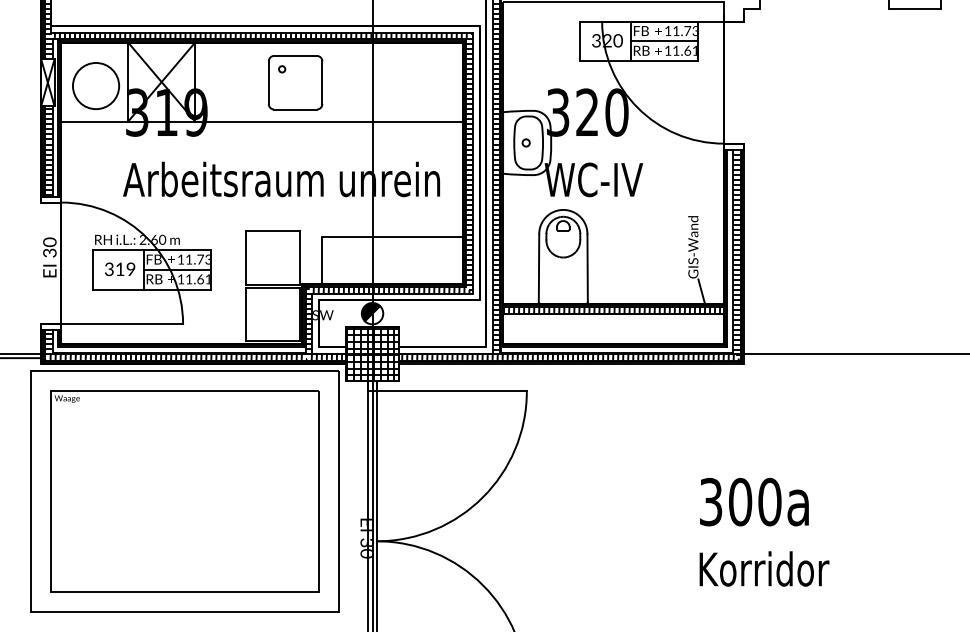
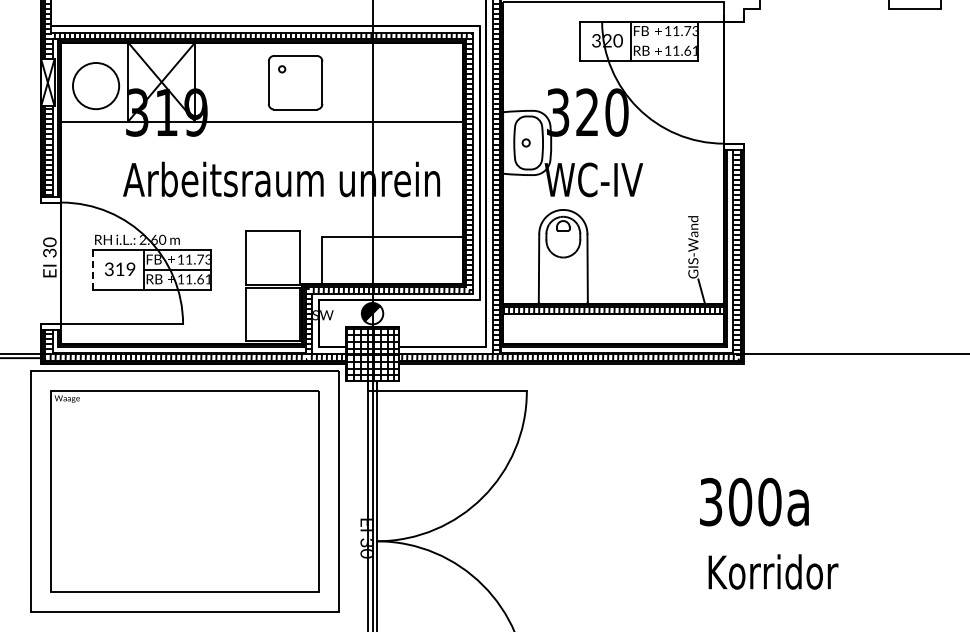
line: present -> none (664, 41)
line: solid -> dashed (92, 269)
text position: (764, 568) -> (773, 571) (773, 571)
